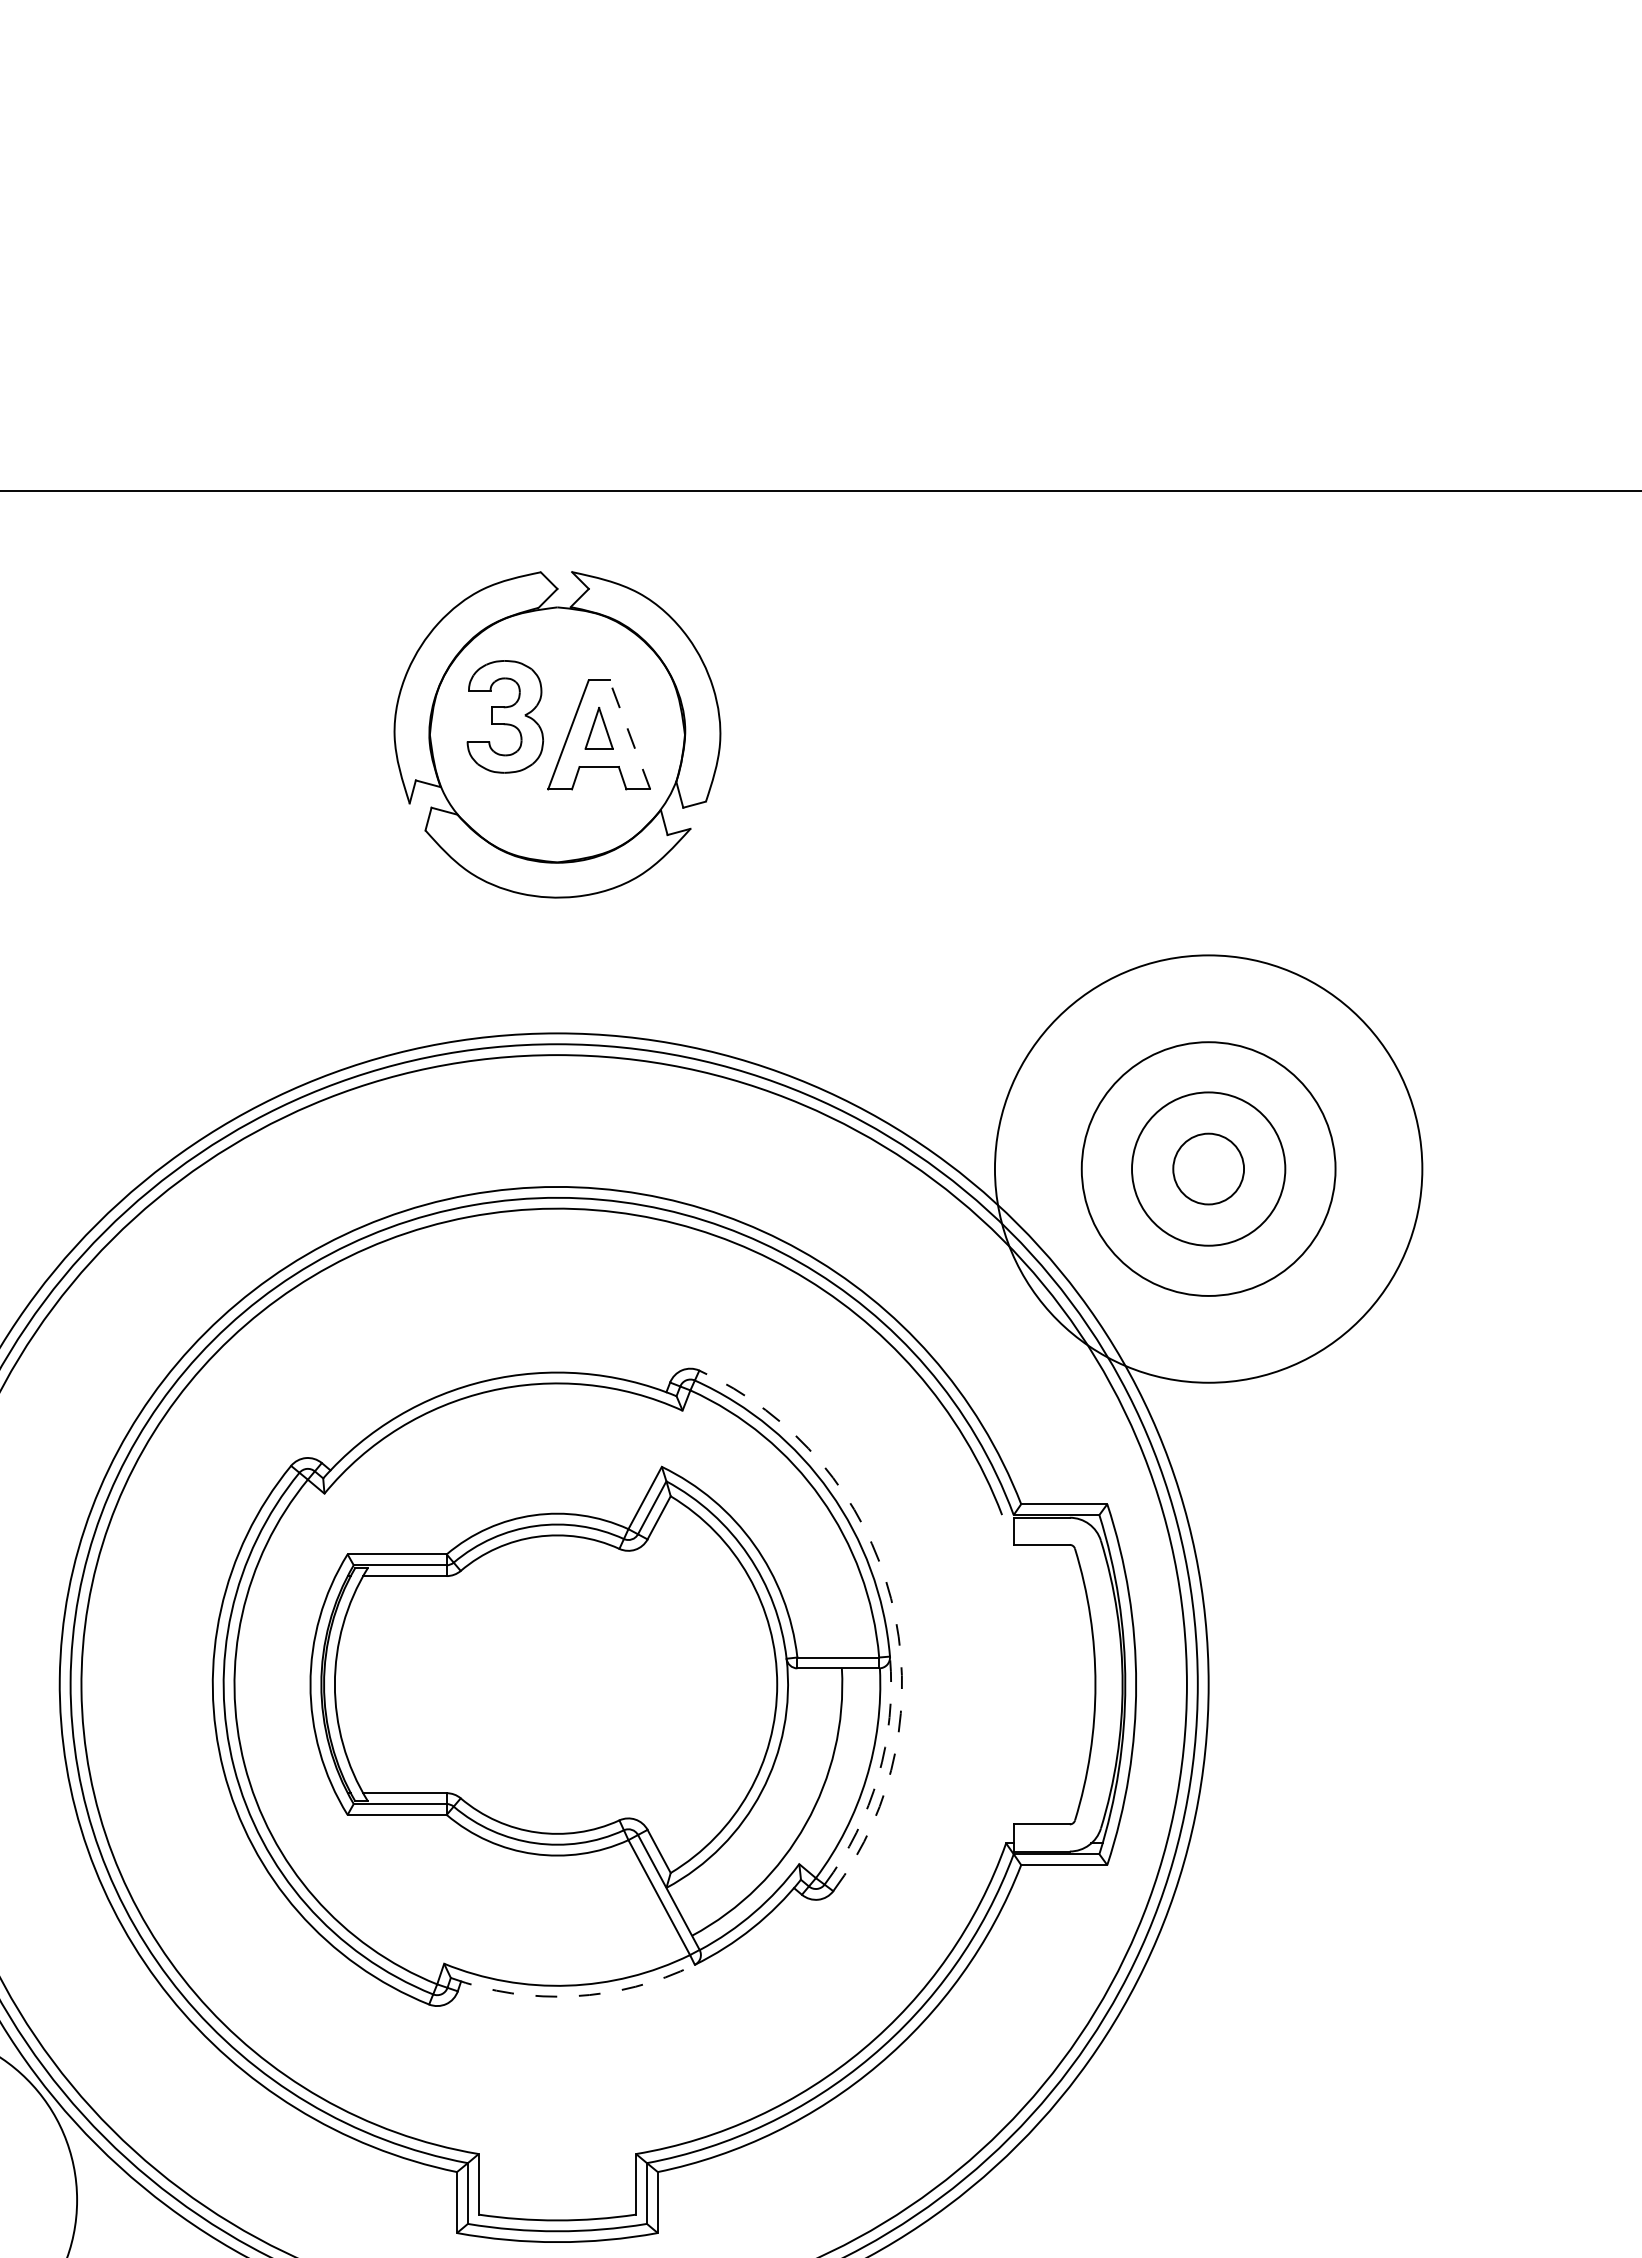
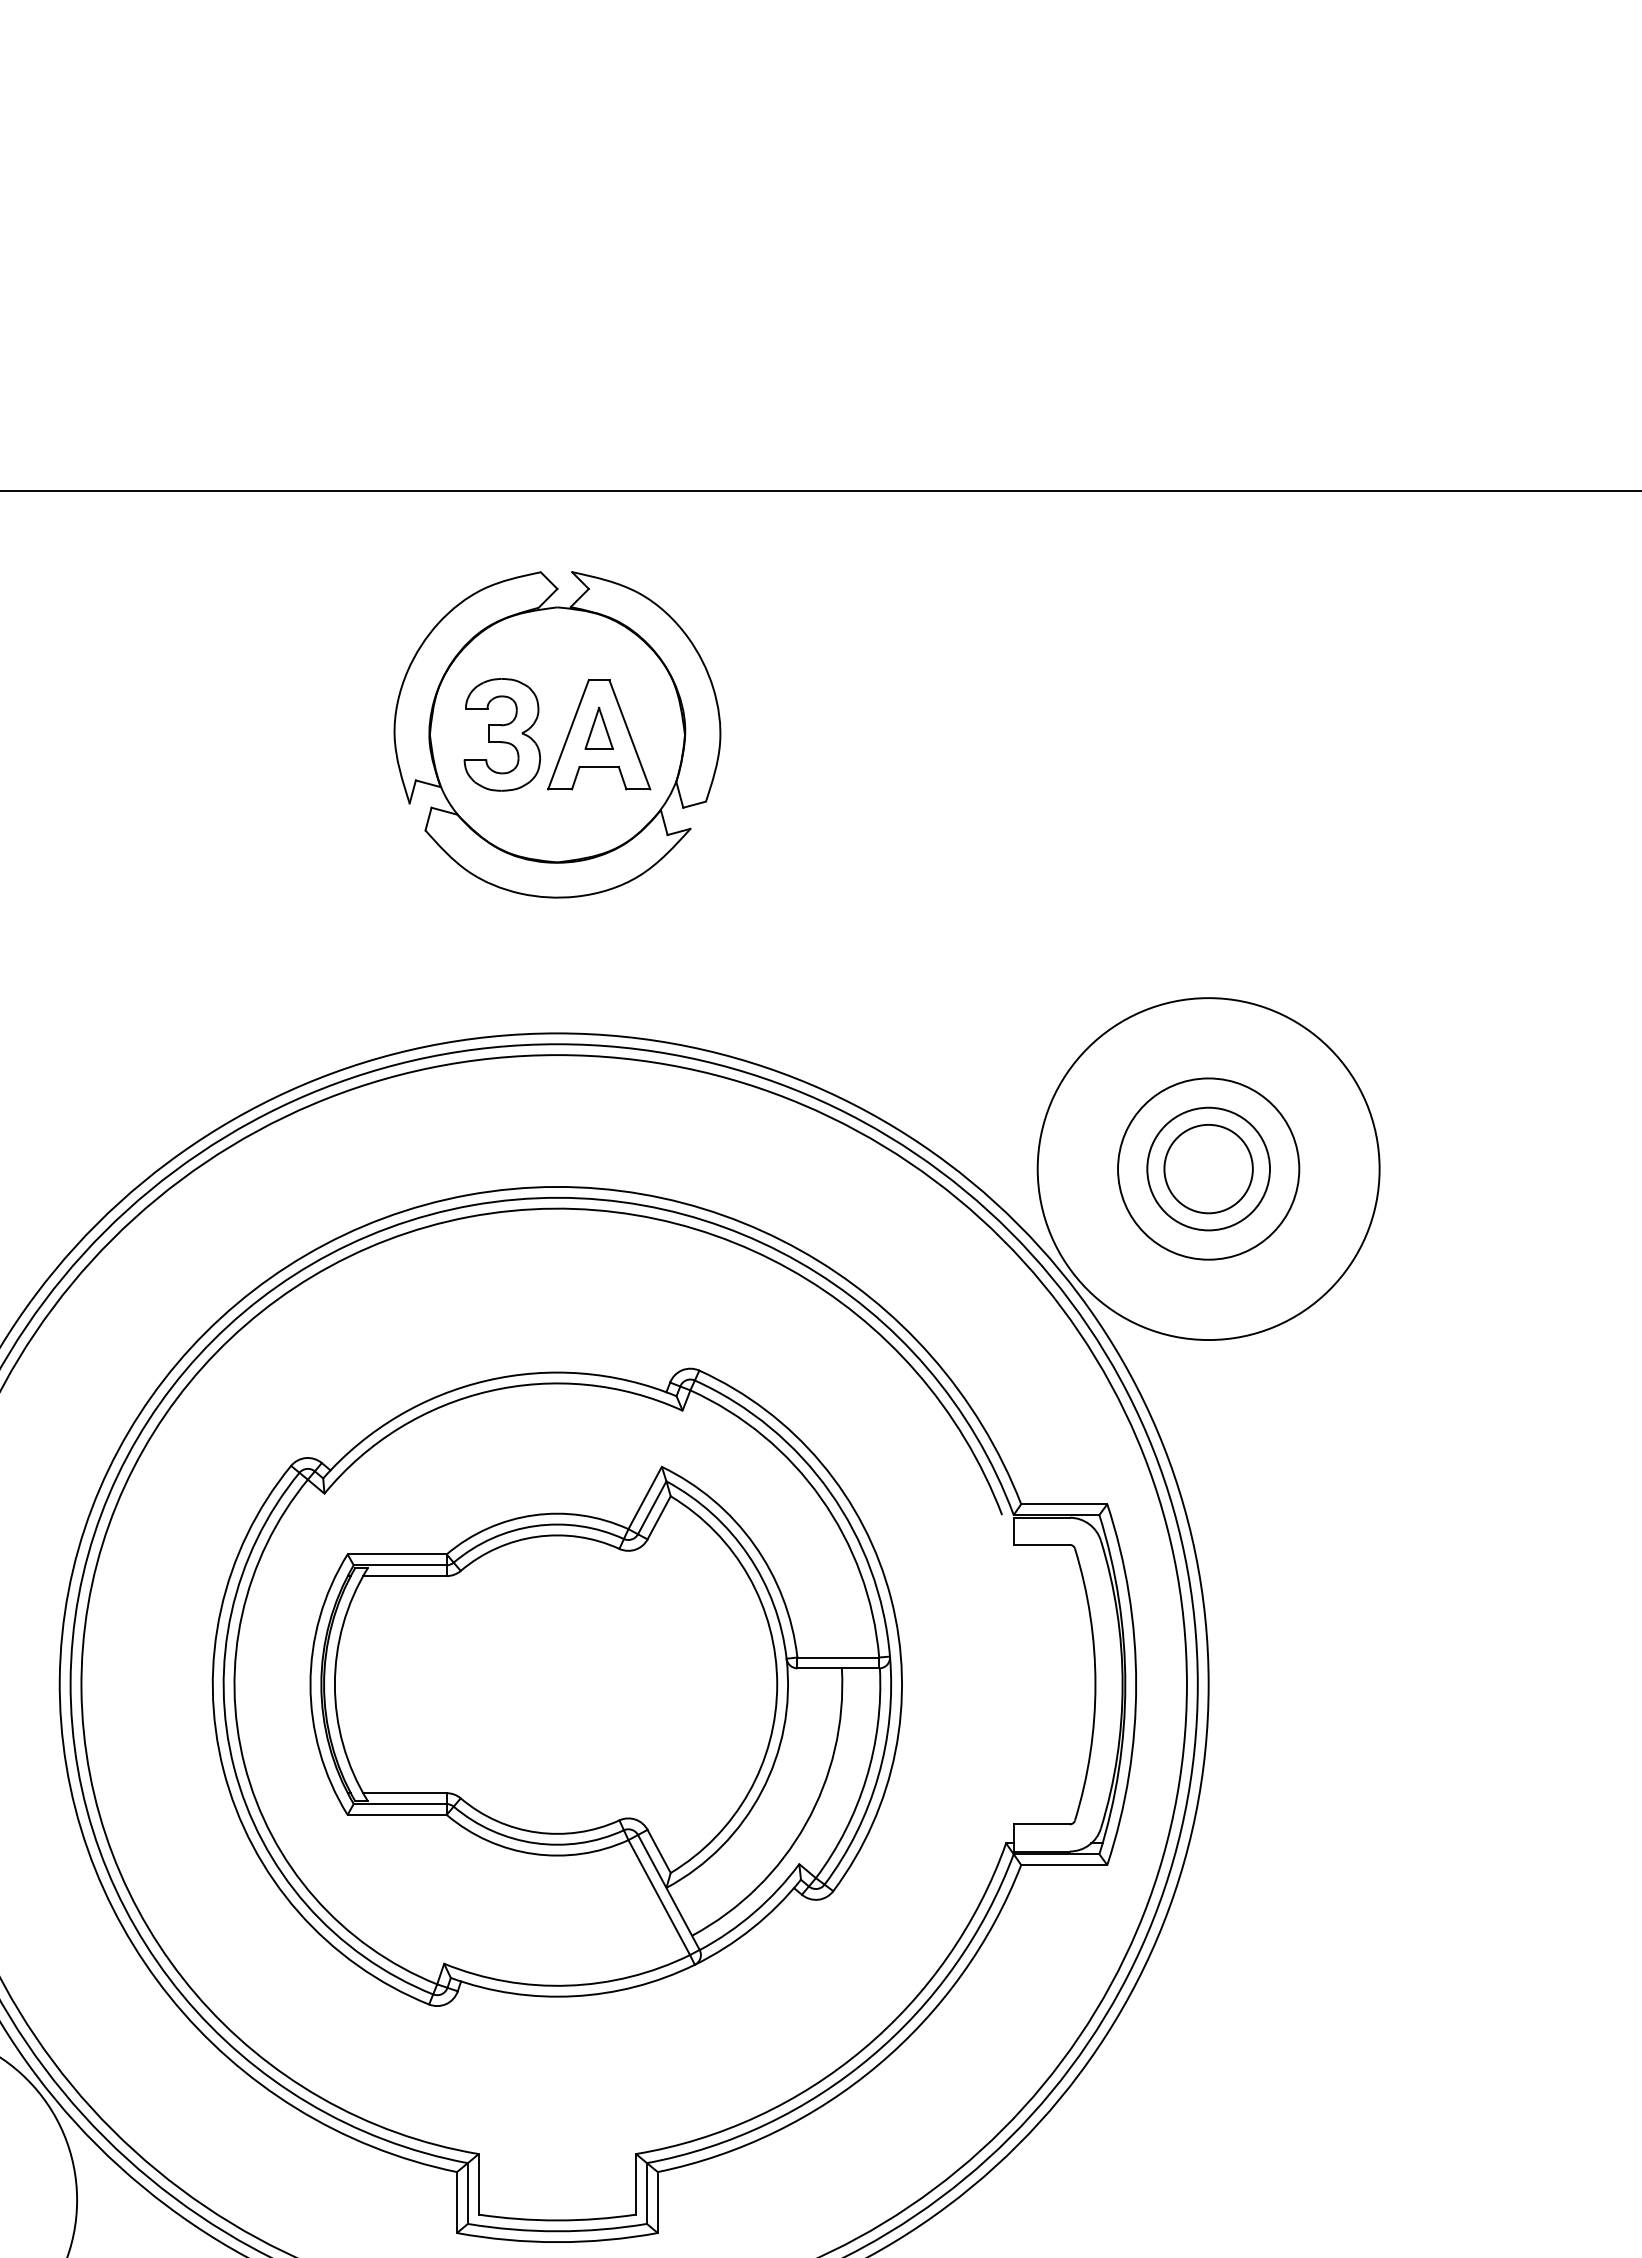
part position: (505, 716) -> (502, 734) (502, 734)
line: dashed -> solid (629, 734)
circle diameter: 153 px -> 123 px (1208, 1168)
circle diameter: 254 px -> 181 px (1208, 1168)
circle diameter: 427 px -> 342 px (1208, 1169)
circle diameter: 71 px -> 88 px (1208, 1168)
arc: dashed -> solid (891, 1598)
arc: dashed -> solid (878, 1776)
arc: dashed -> solid (574, 1996)
